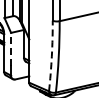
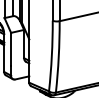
line: dashed -> solid (11, 48)
arc: dashed -> solid (51, 56)
